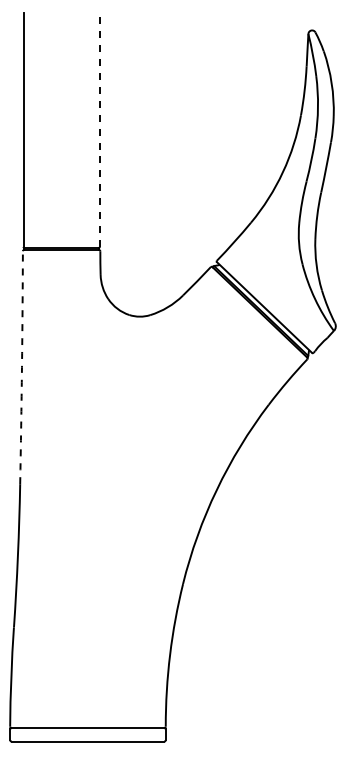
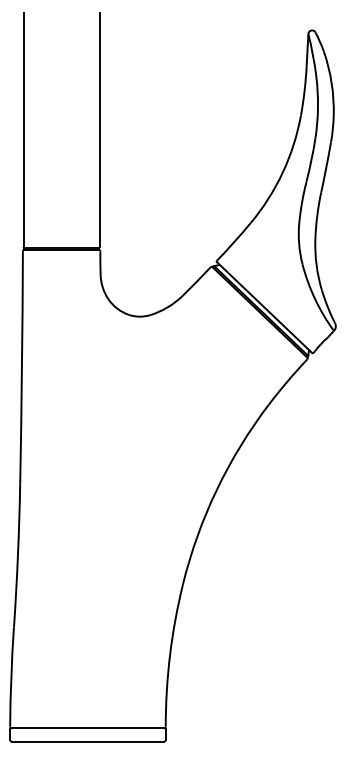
line: dashed -> solid (99, 129)
arc: dashed -> solid (21, 367)
